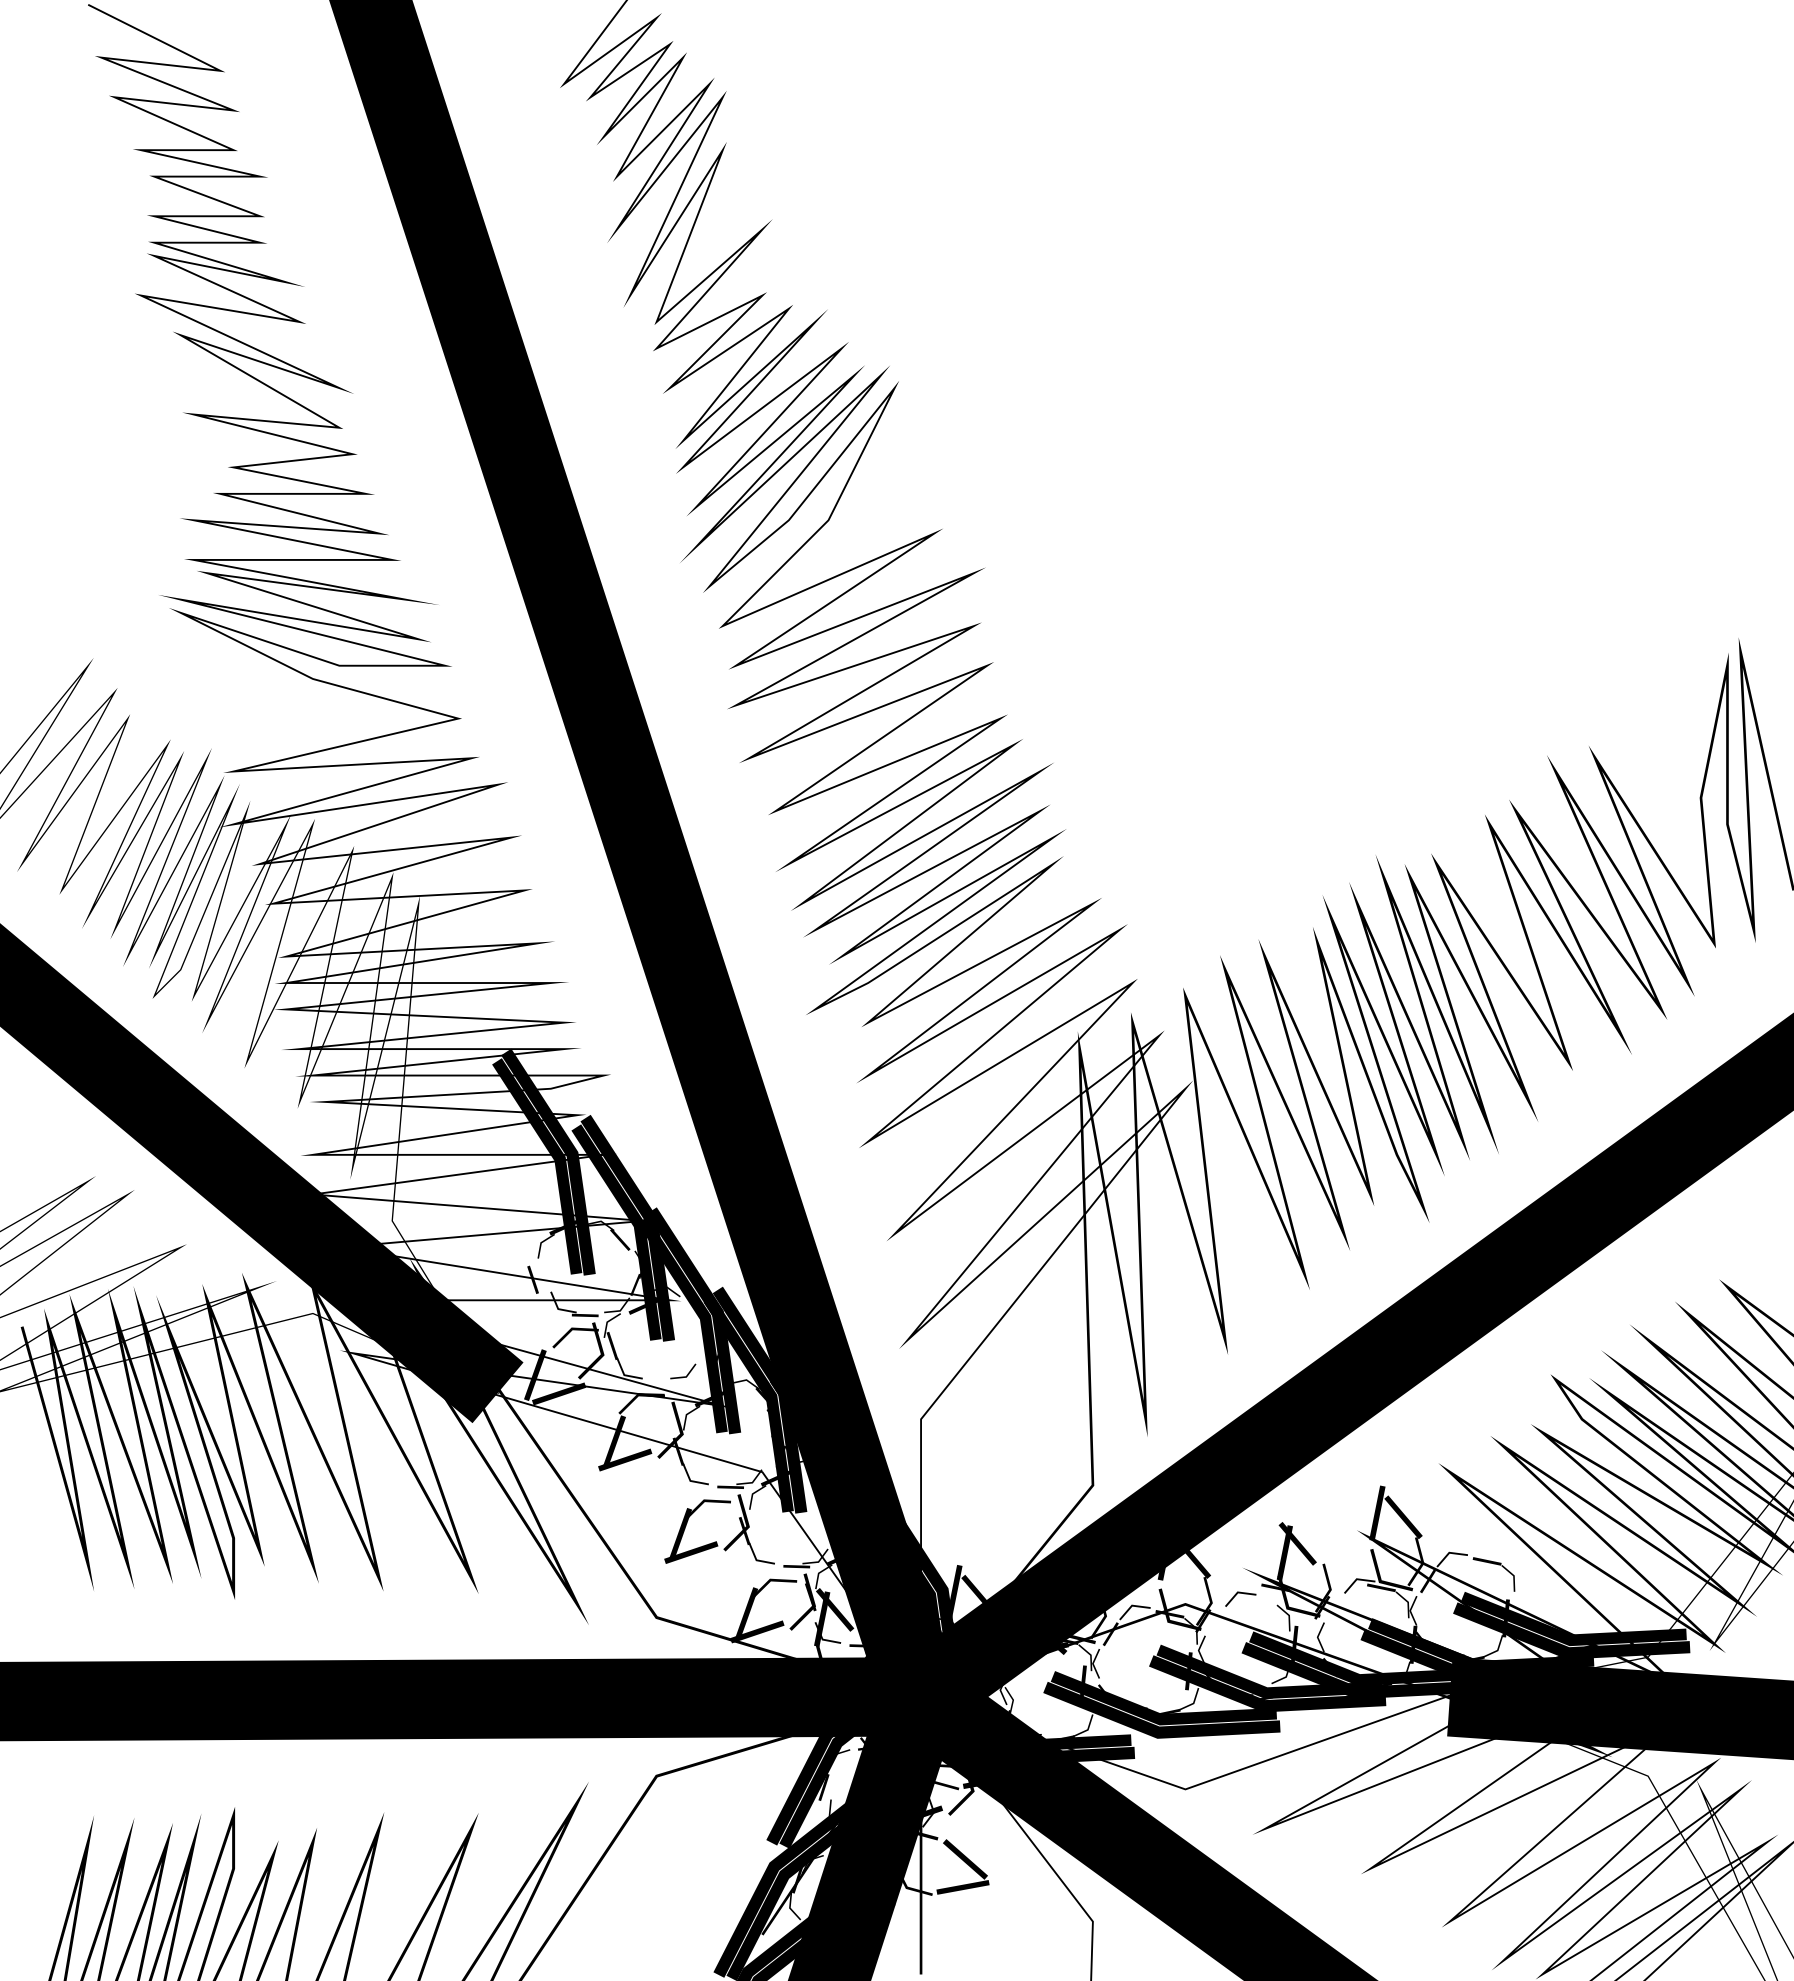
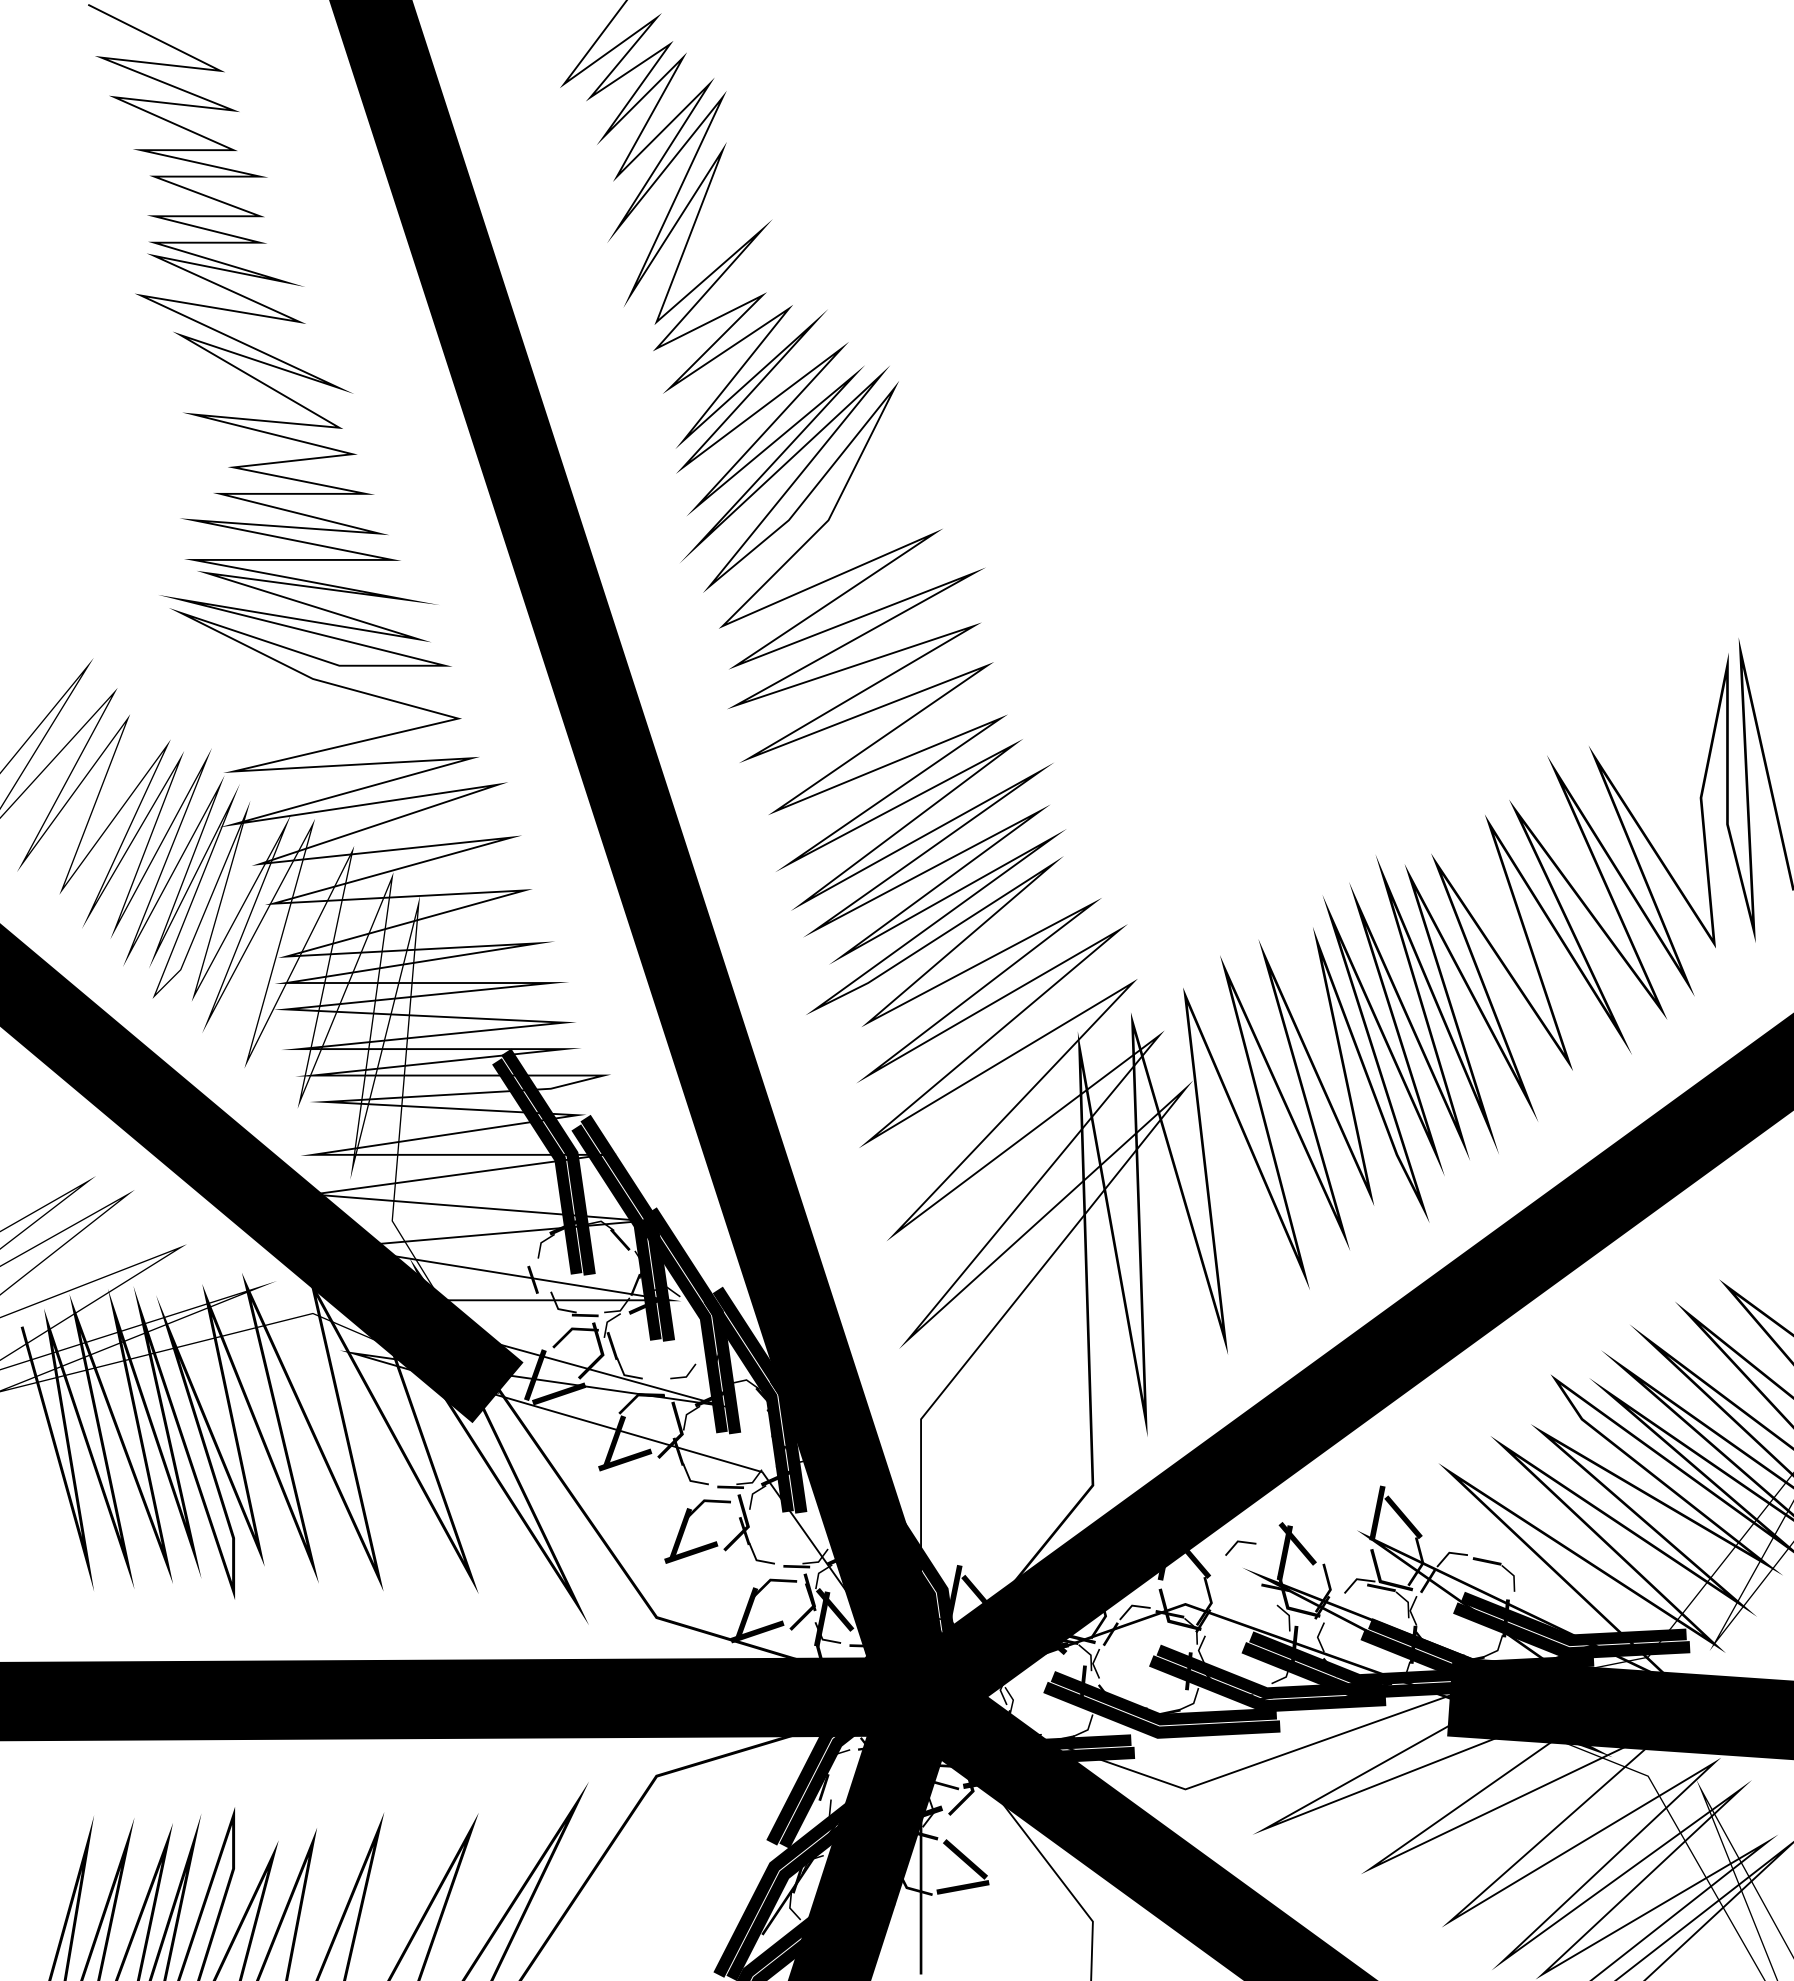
line position: (1240, 1593) -> (1240, 1542) (1240, 1542)
